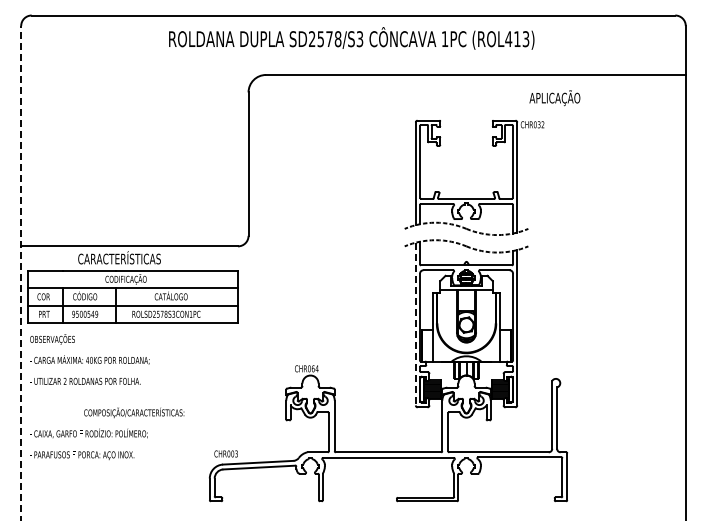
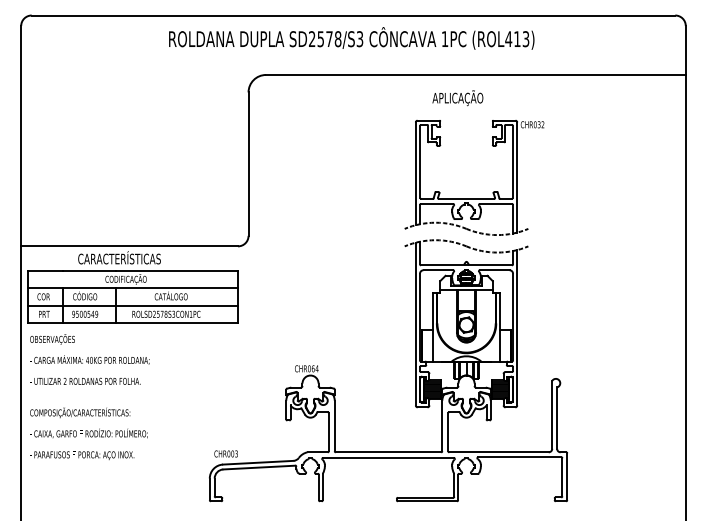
text position: (554, 98) -> (457, 98) (457, 98)
line: dashed -> solid (21, 272)
line: dashed -> solid (415, 324)
text position: (134, 412) -> (80, 412) (80, 412)
